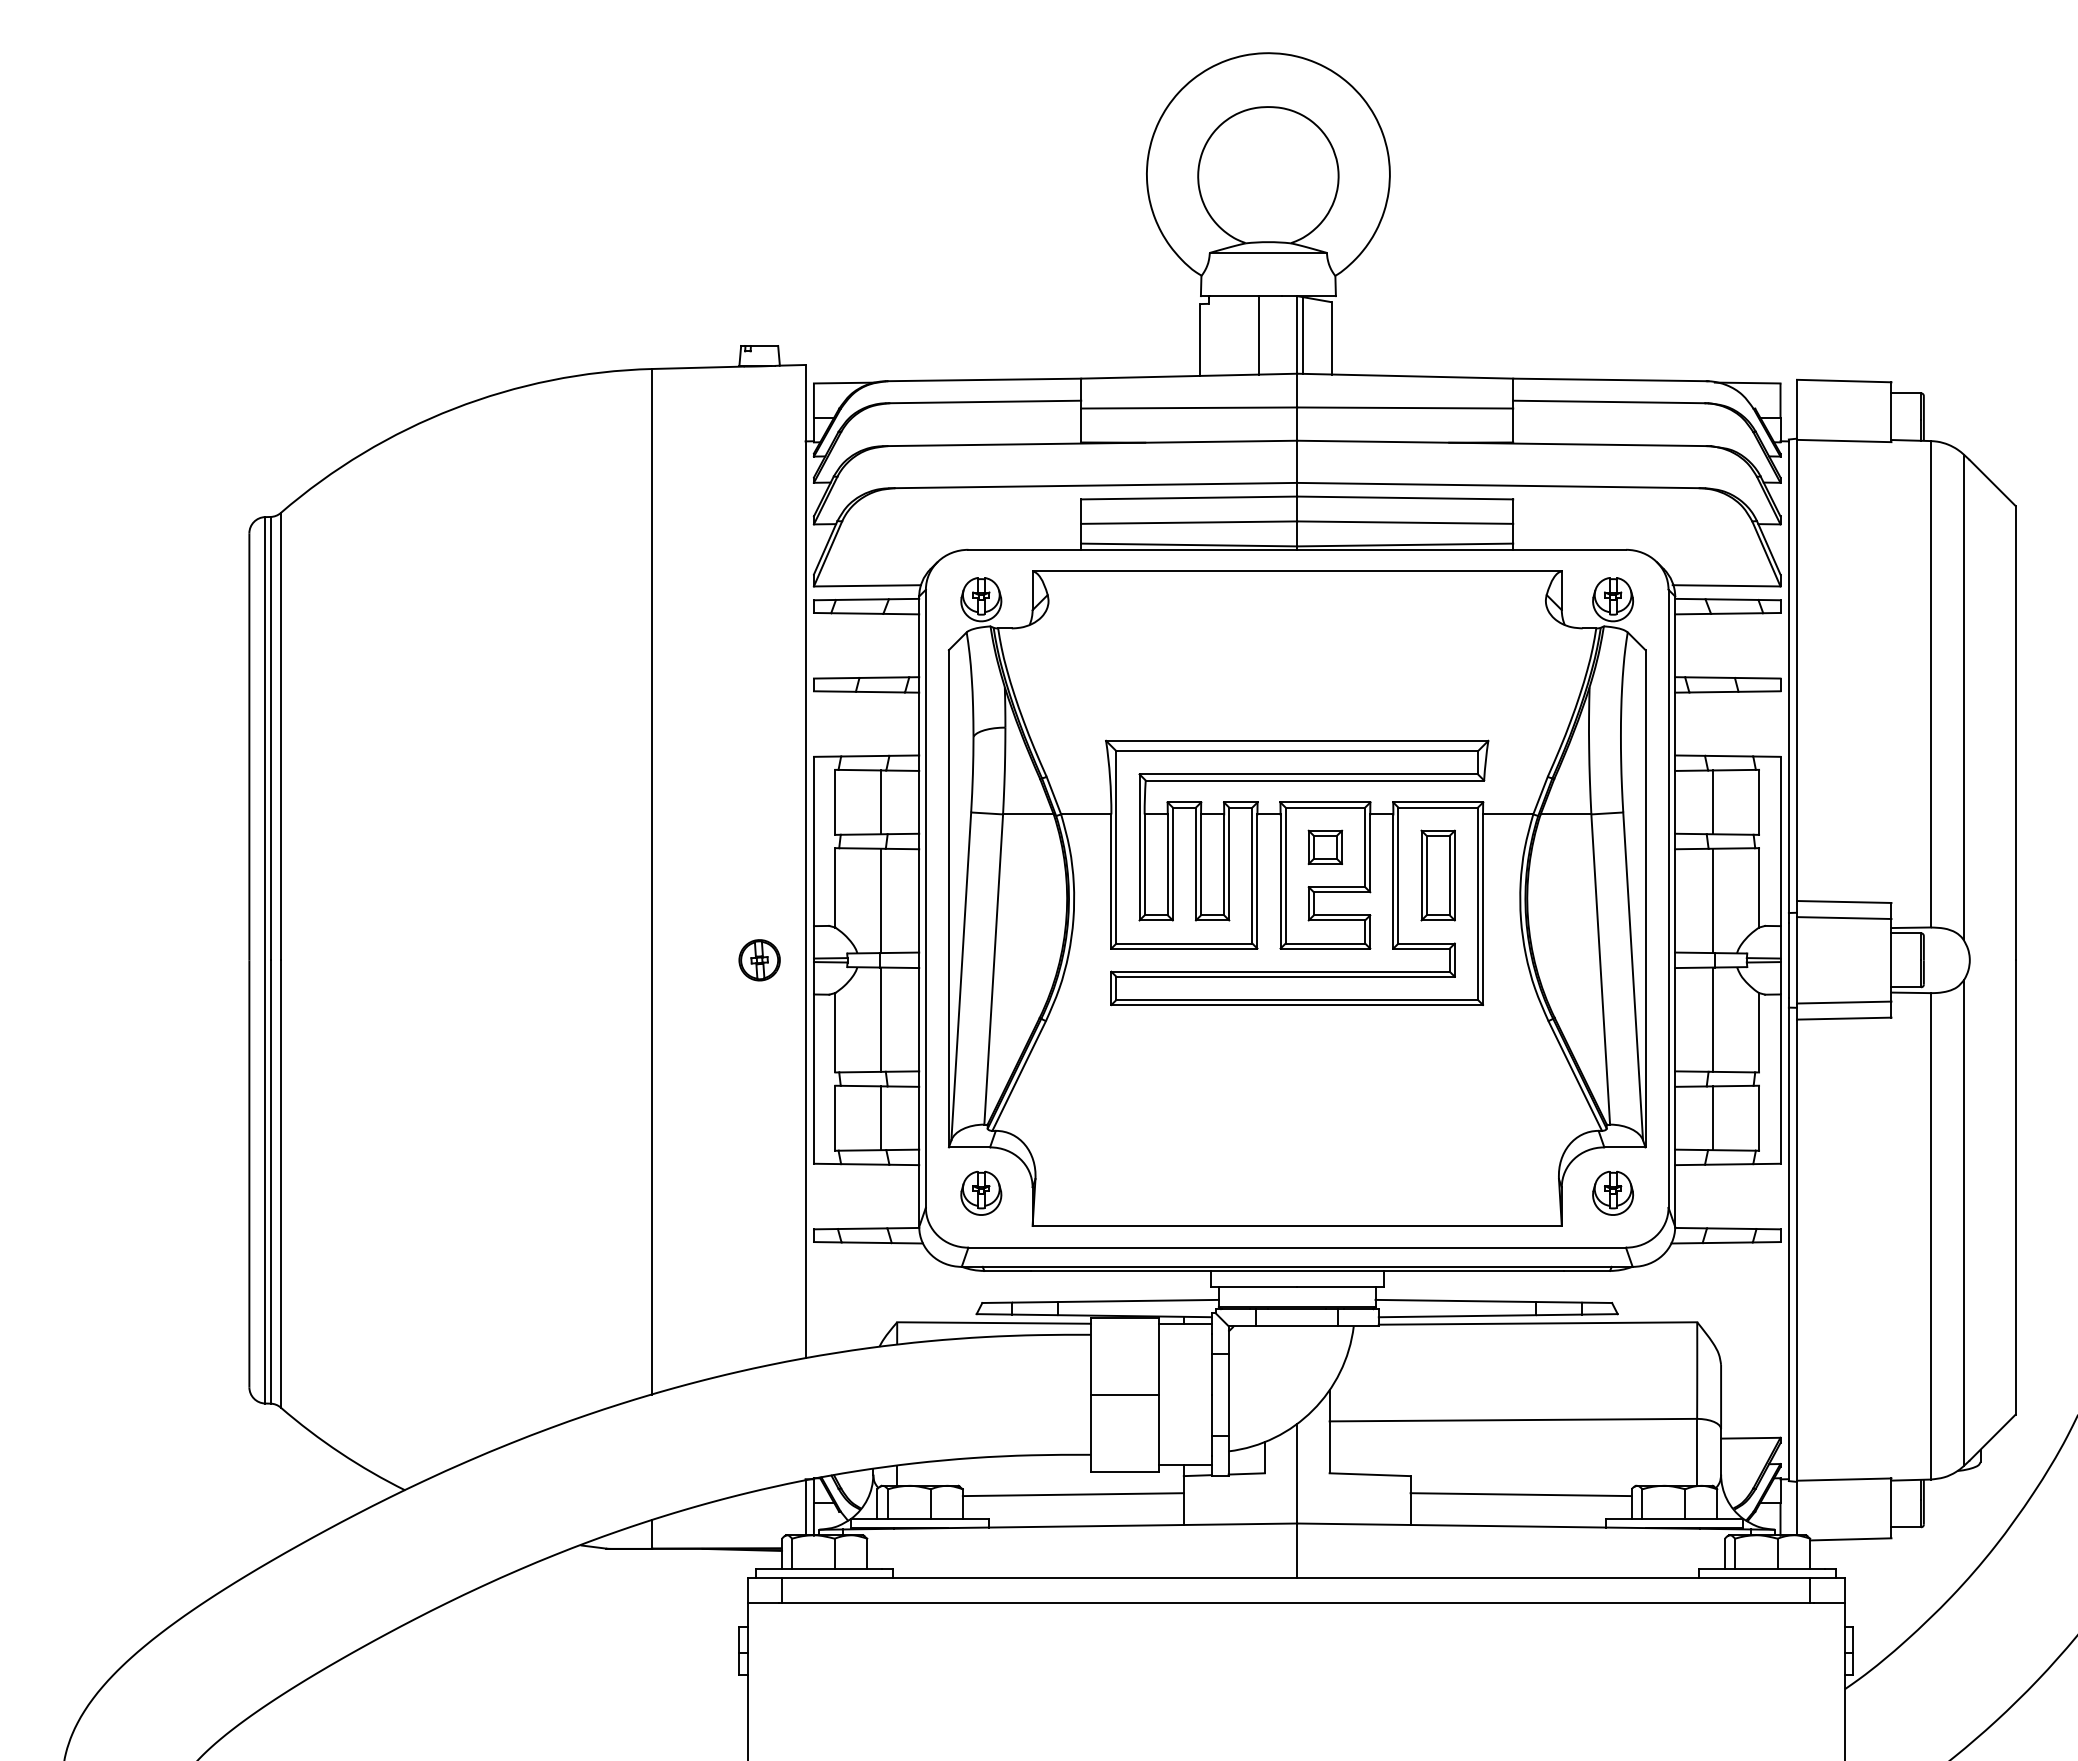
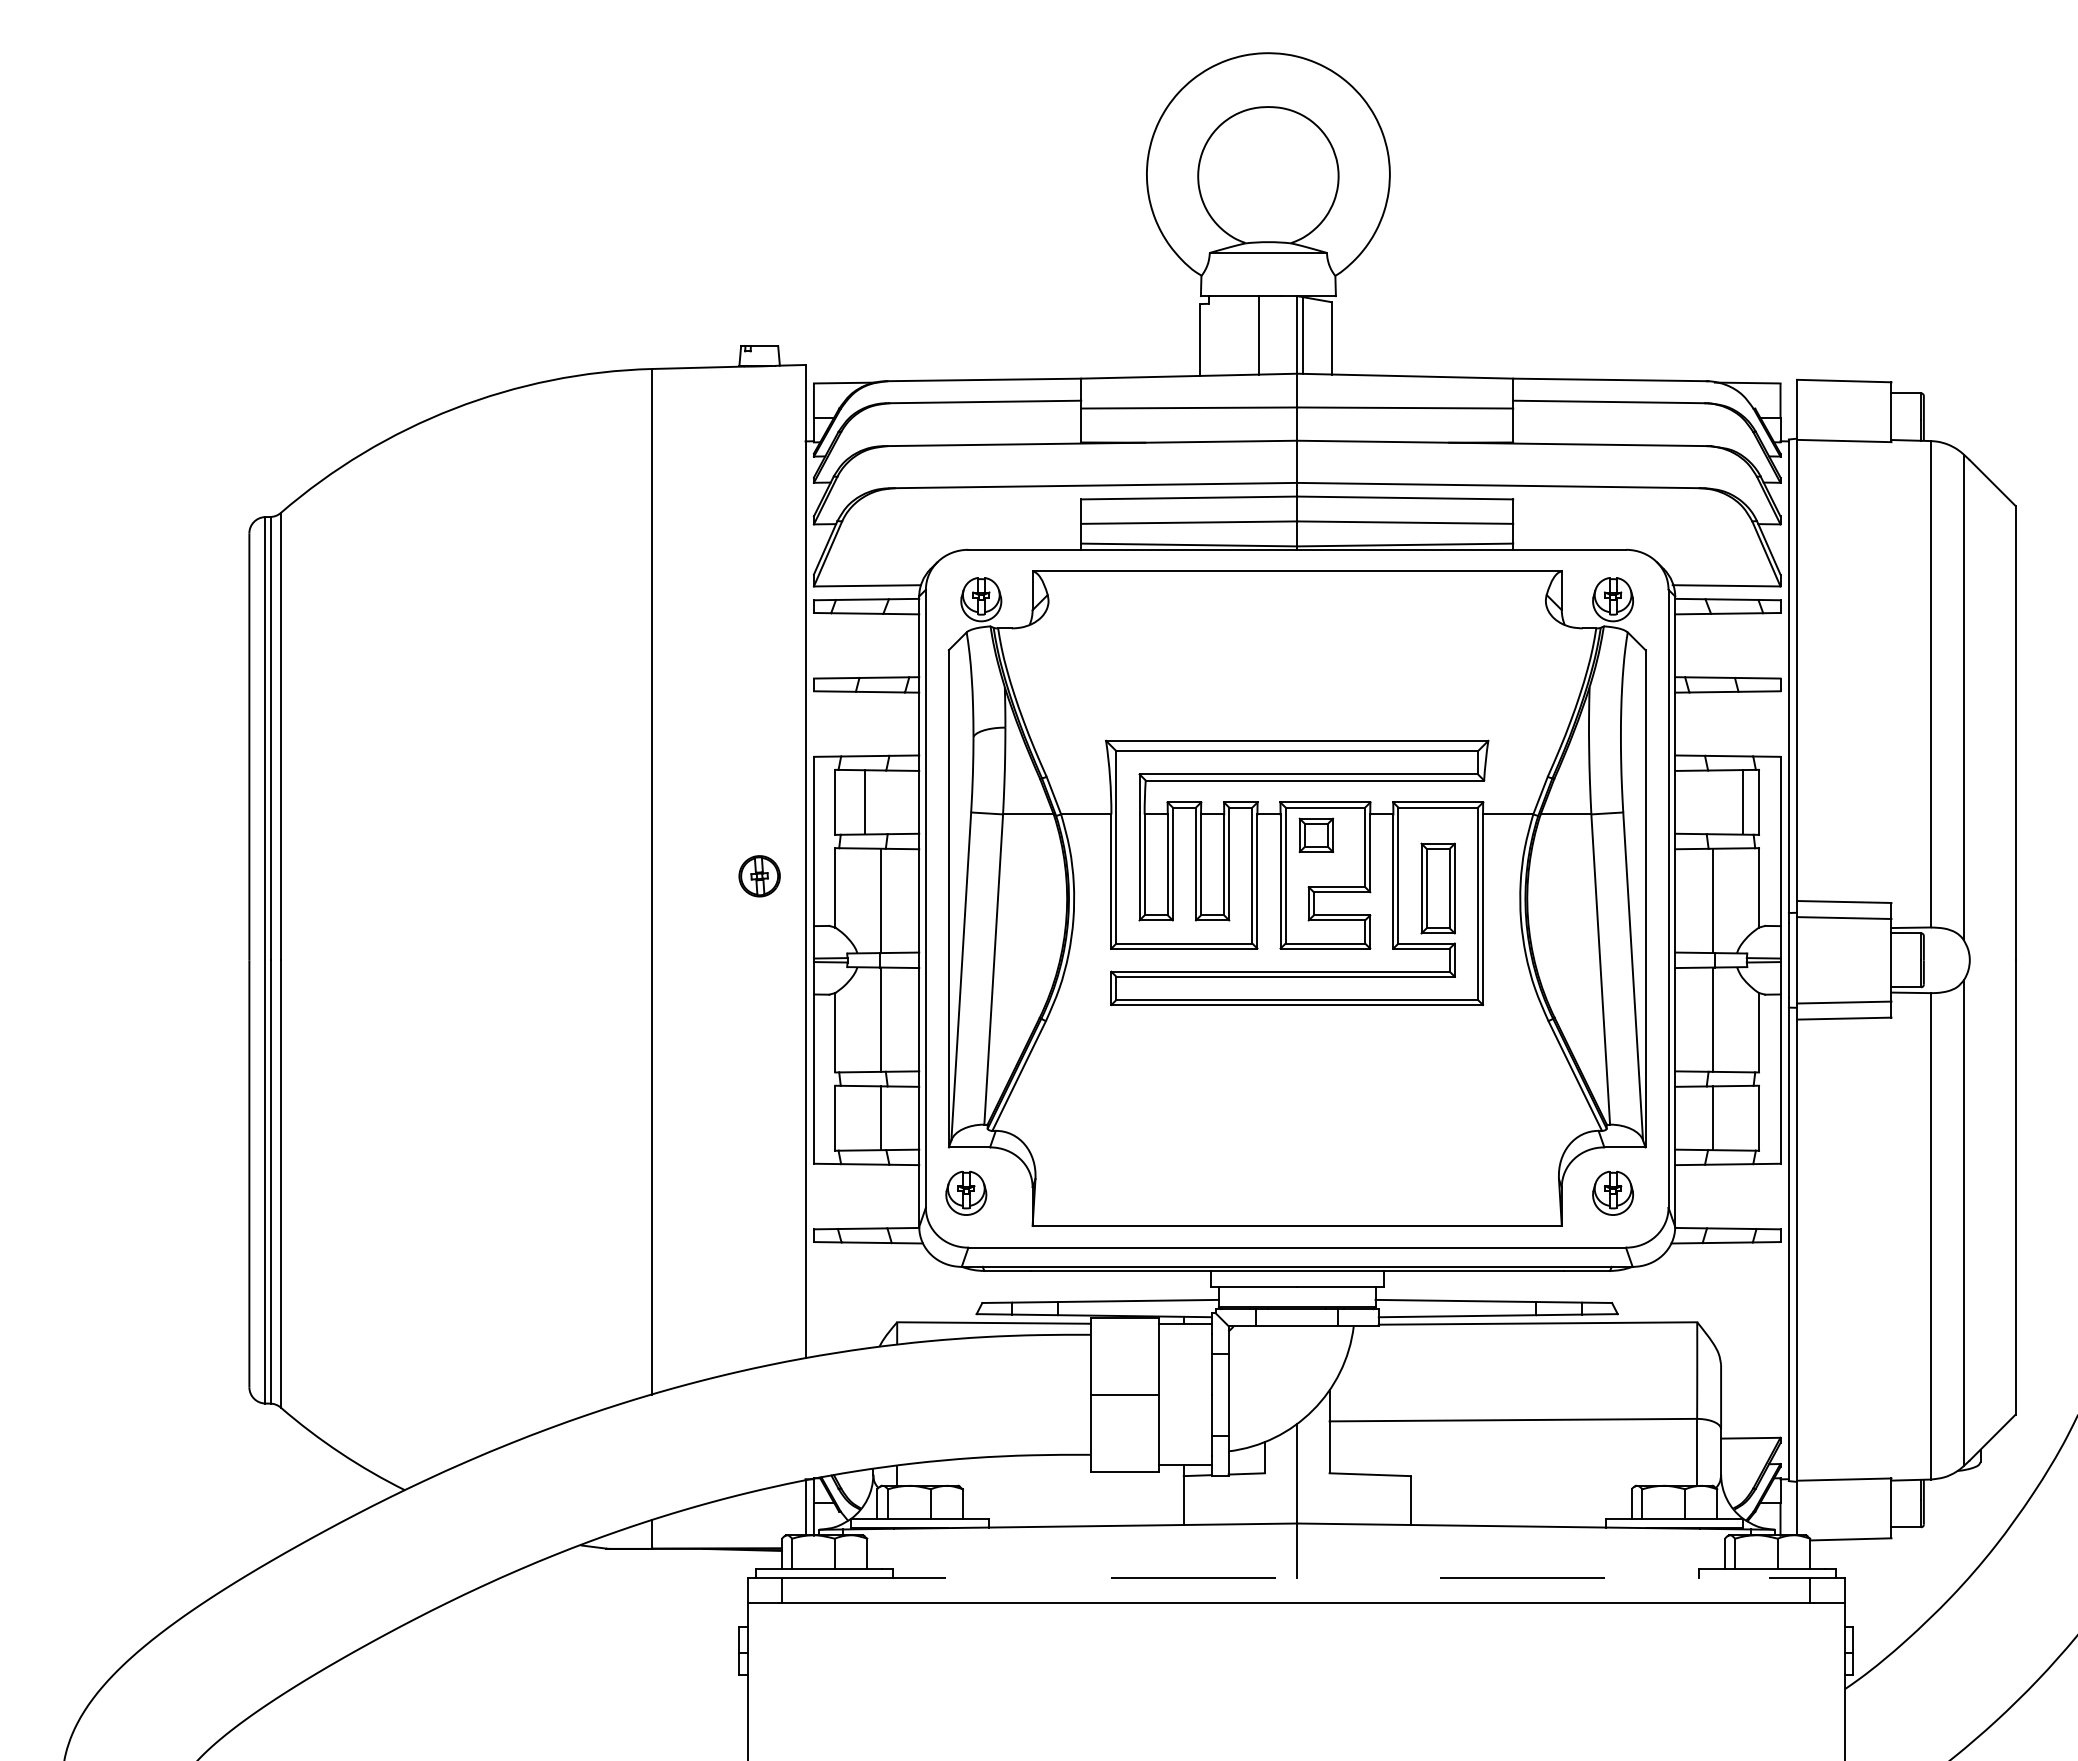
line position: (881, 802) -> (865, 802) (865, 802)
line position: (1713, 802) -> (1743, 802) (1743, 802)
part position: (1325, 847) -> (1316, 835) (1316, 835)
part position: (1437, 875) -> (1437, 888) (1437, 888)
part position: (759, 960) -> (759, 876) (759, 876)
part position: (981, 1192) -> (966, 1192) (966, 1192)
line: present -> none (1072, 1494)
line: present -> none (1520, 1494)
line: solid -> dashed (1296, 1577)
